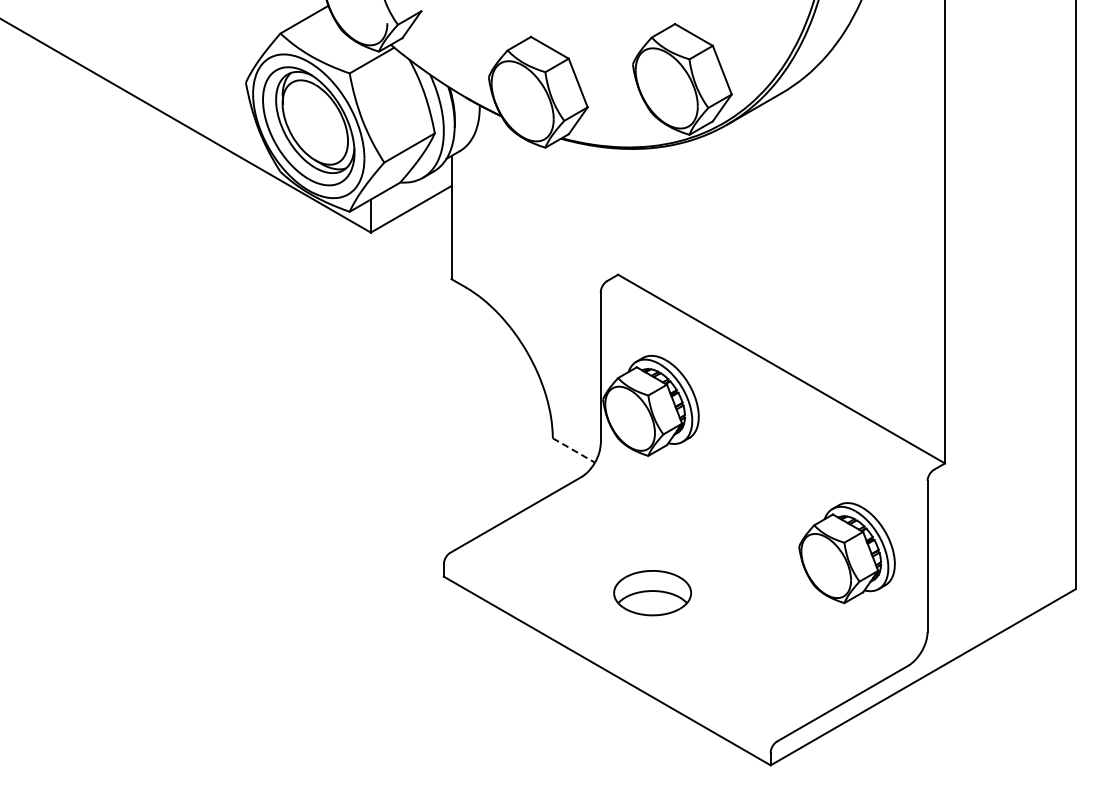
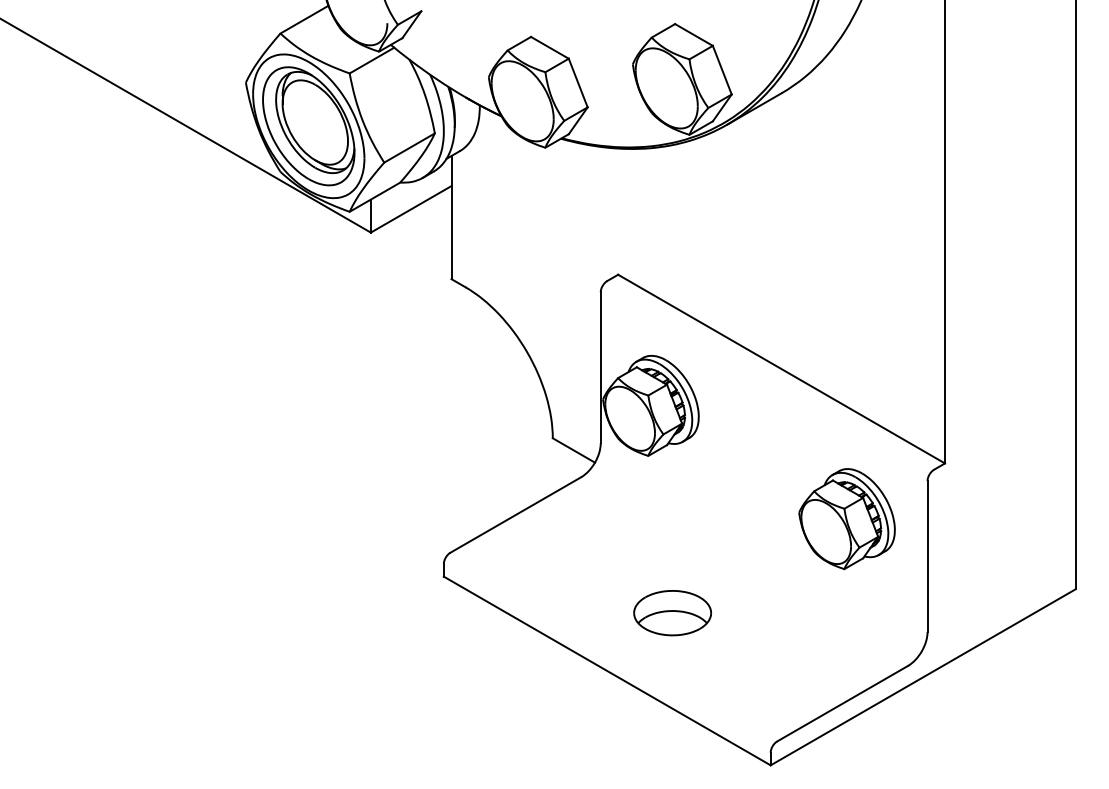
line: dashed -> solid (574, 450)
part position: (846, 553) -> (846, 519) (846, 519)
part position: (652, 593) -> (672, 613) (672, 613)
